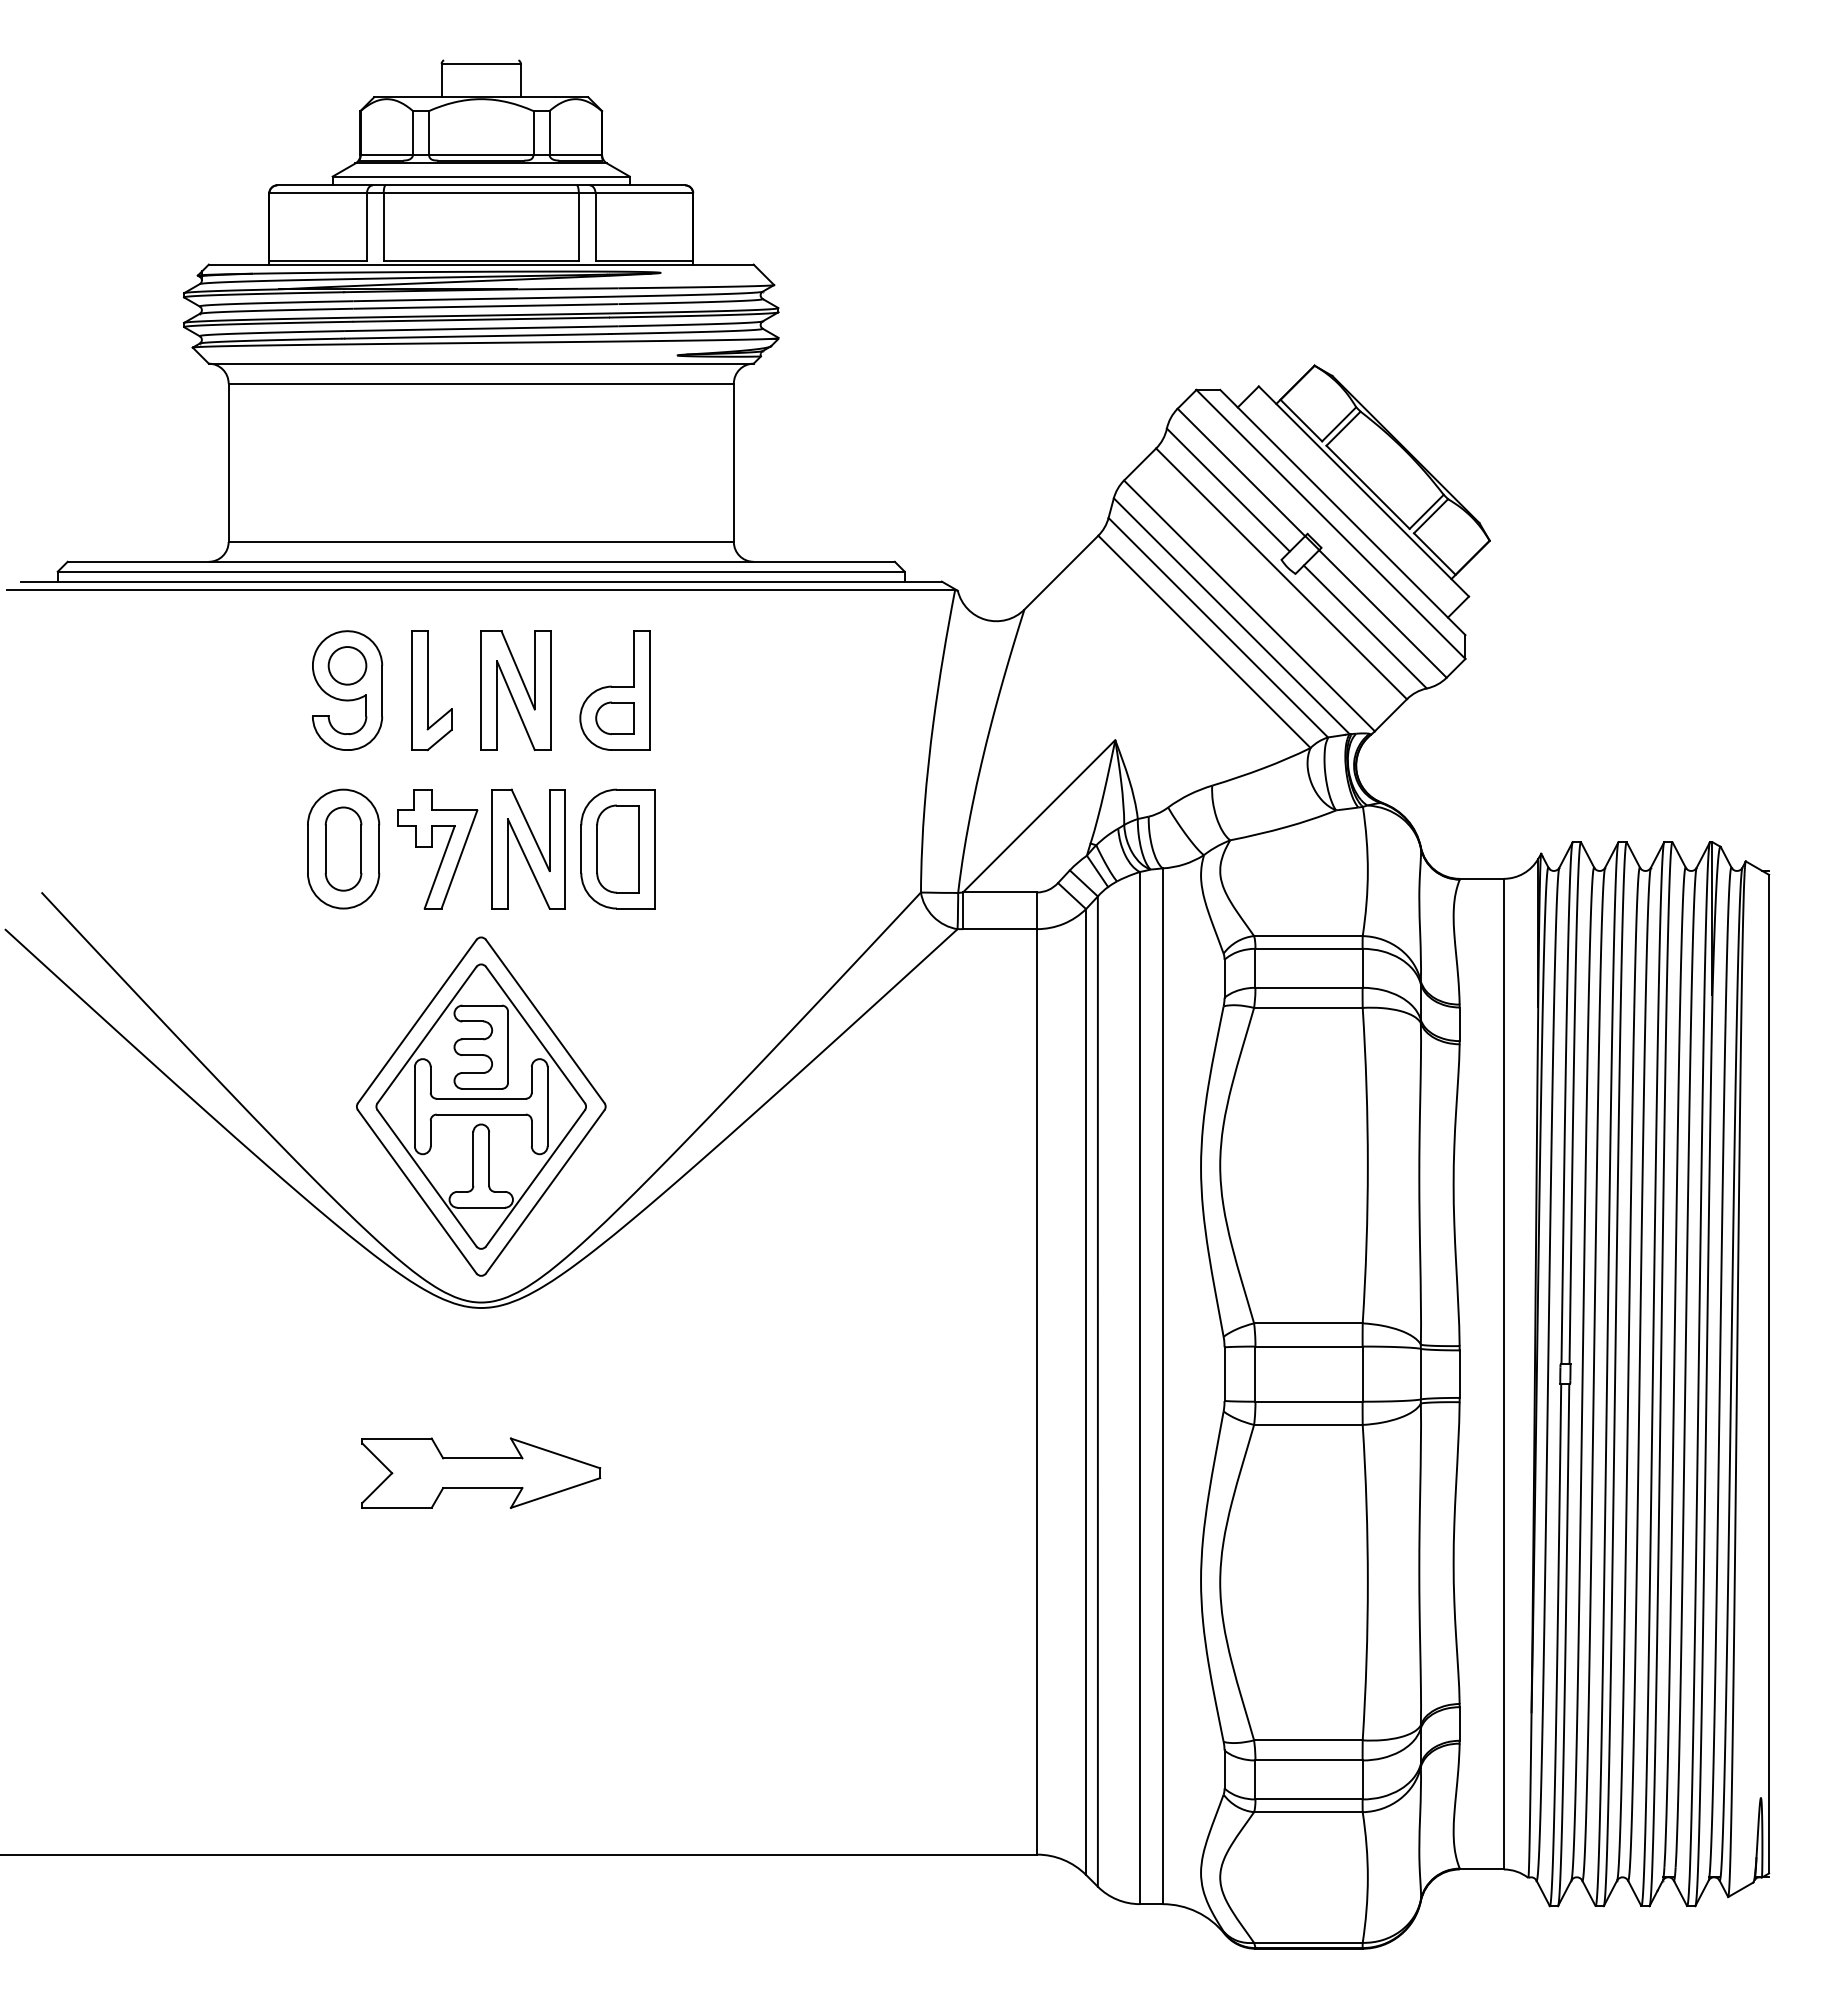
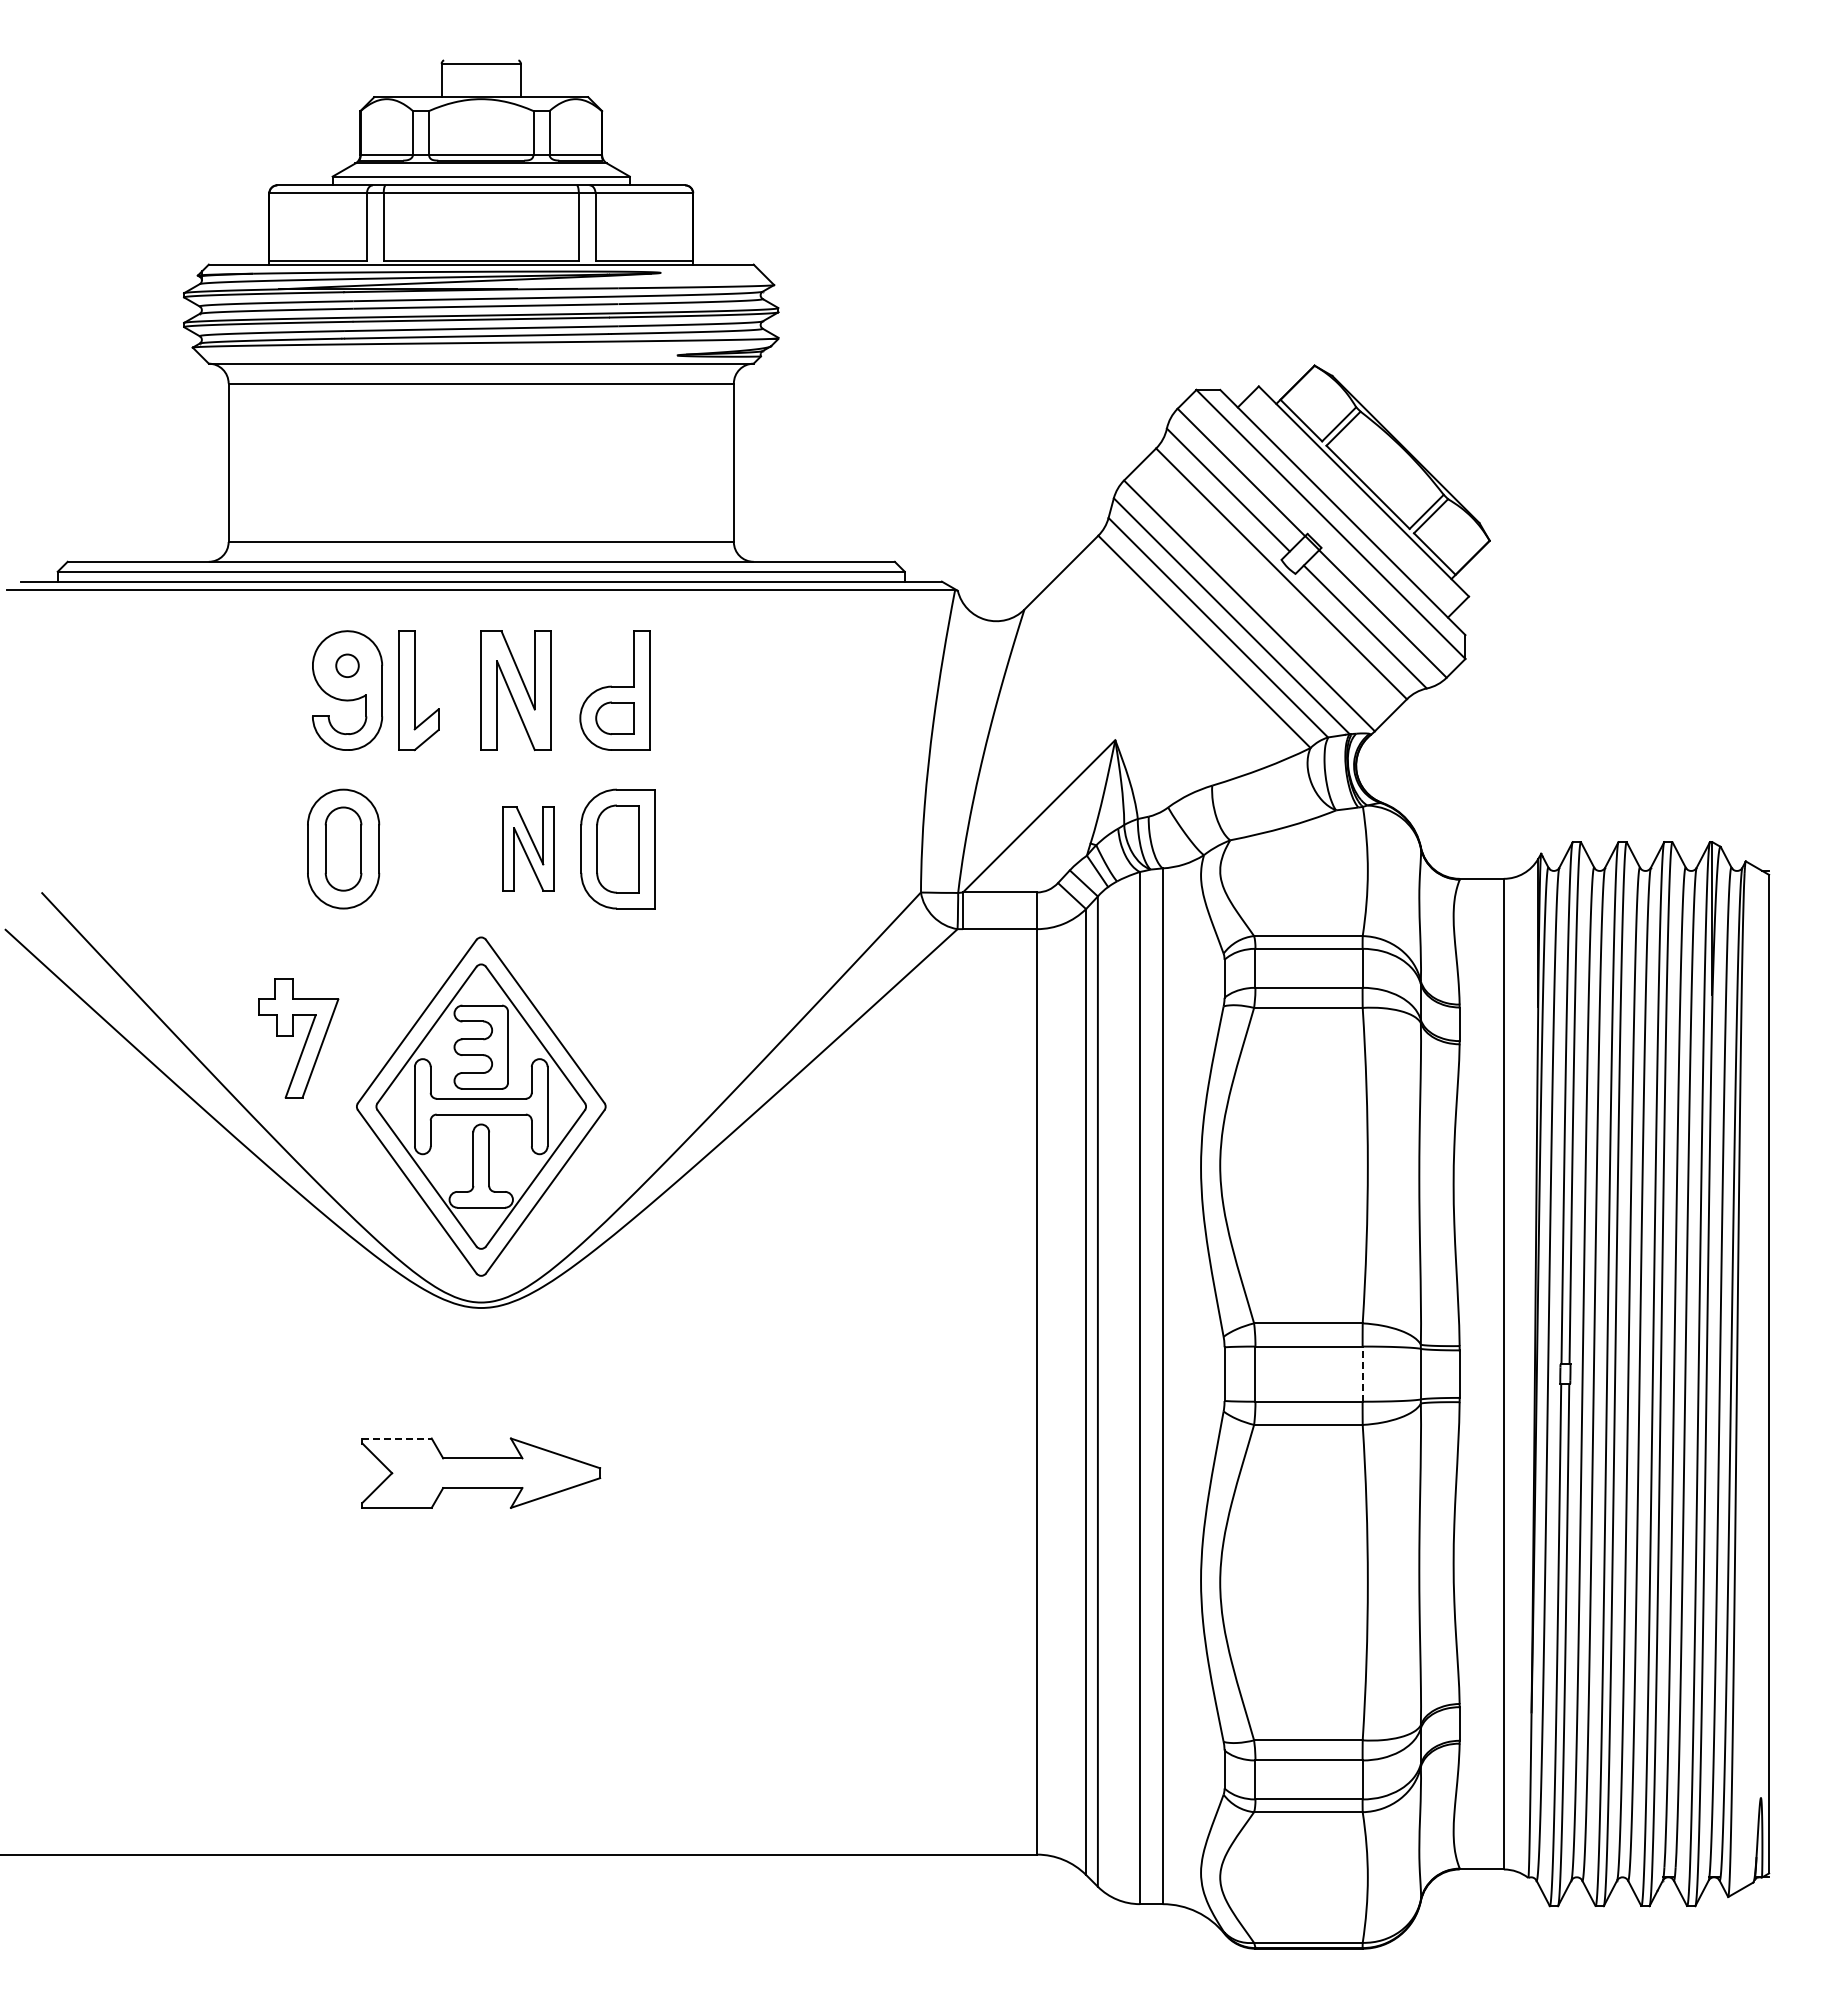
circle diameter: 38 px -> 23 px (347, 665)
part position: (431, 690) -> (418, 690) (418, 690)
part size: 75x122 px -> 53x86 px (528, 848)
part position: (437, 849) -> (298, 1038) (298, 1038)
line: solid -> dashed (1362, 1374)
line: solid -> dashed (397, 1438)
